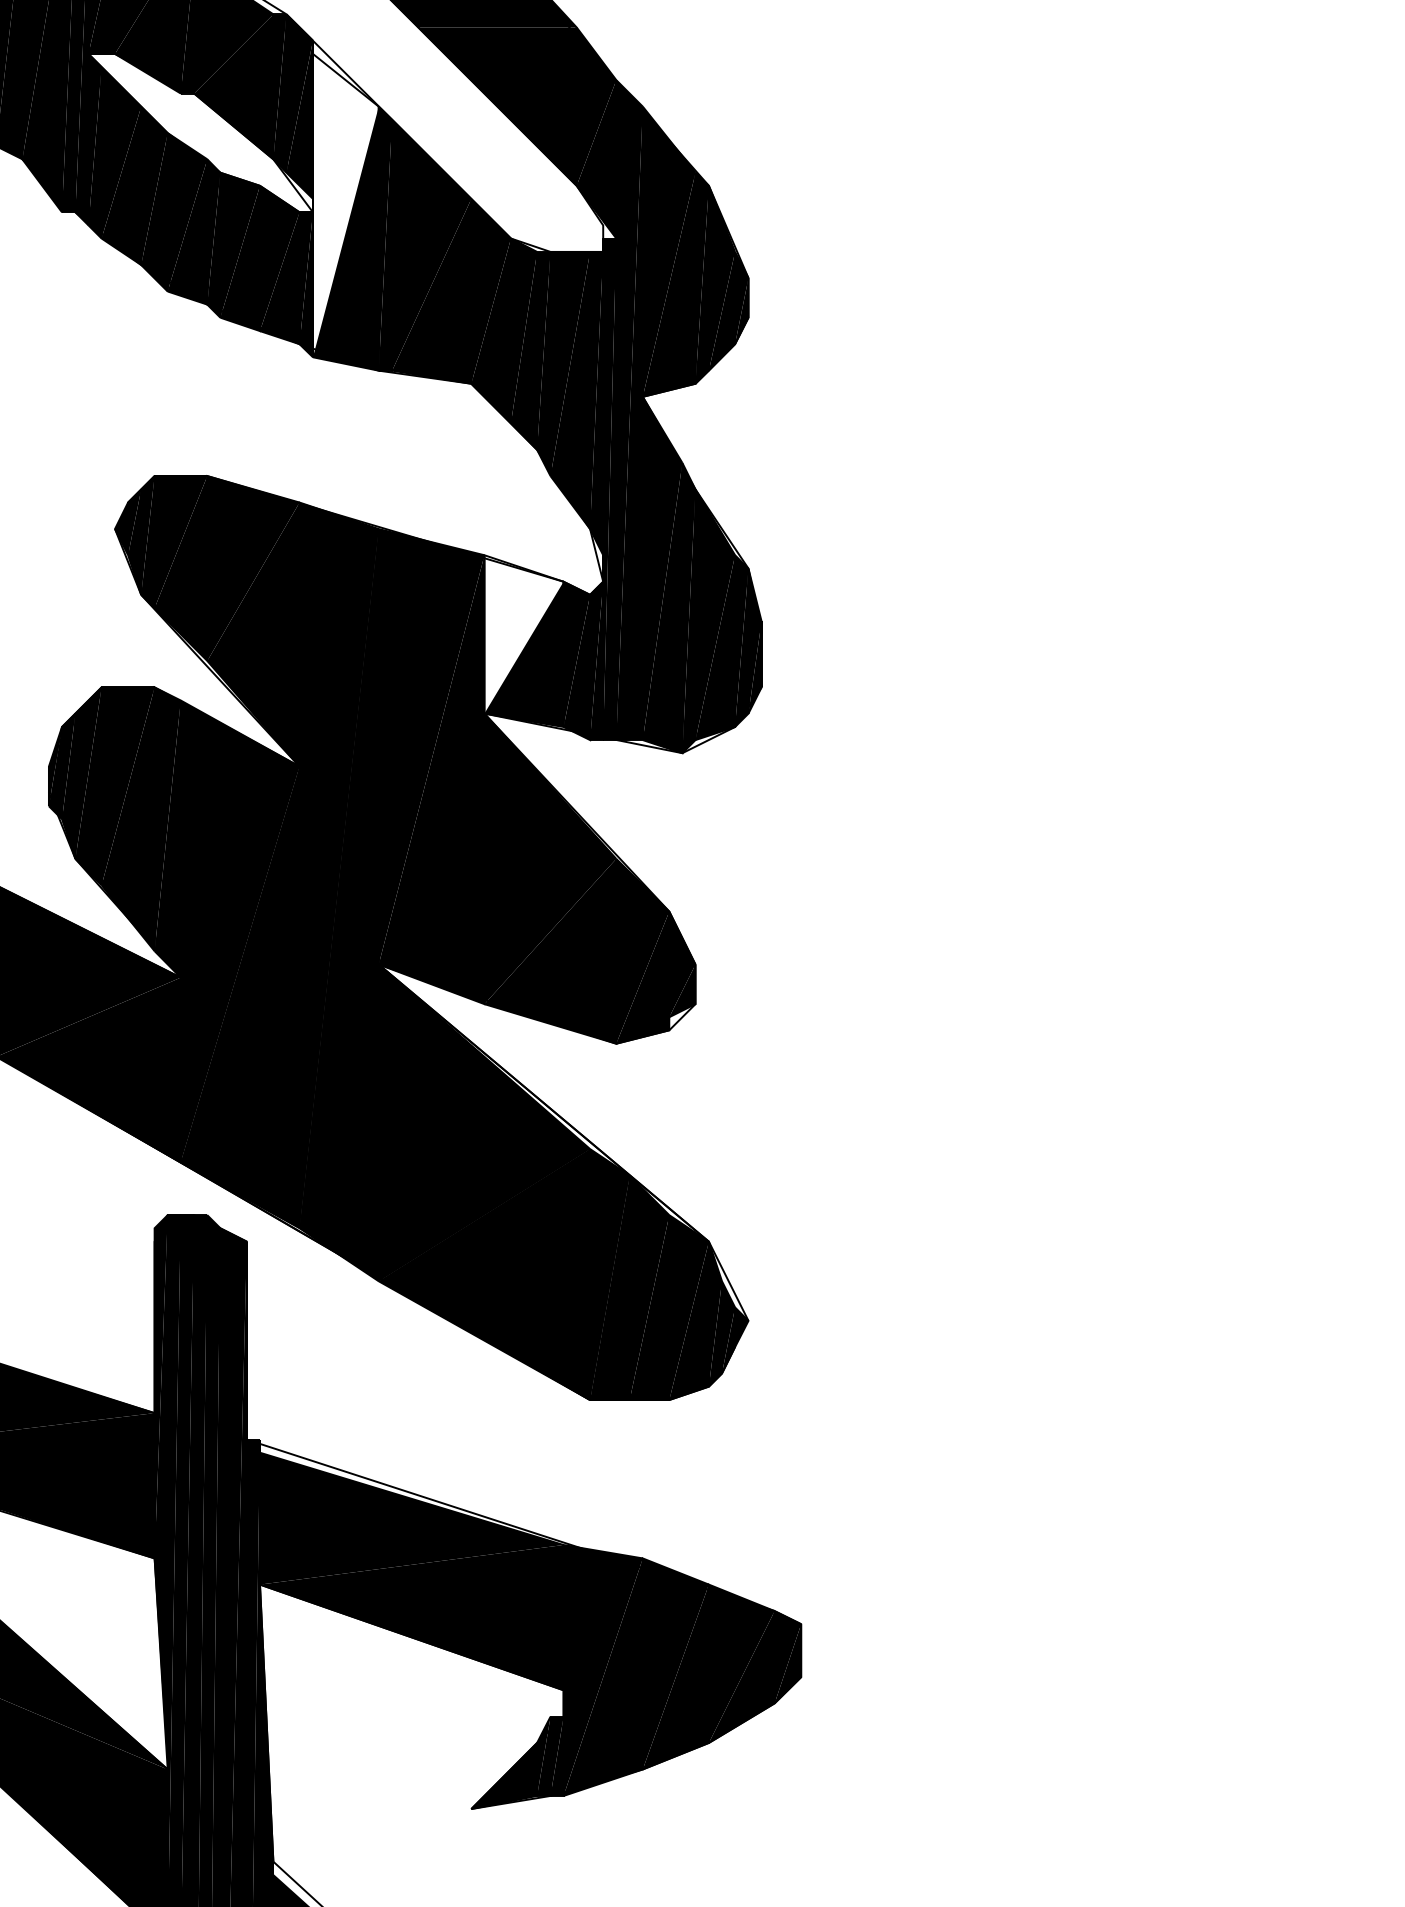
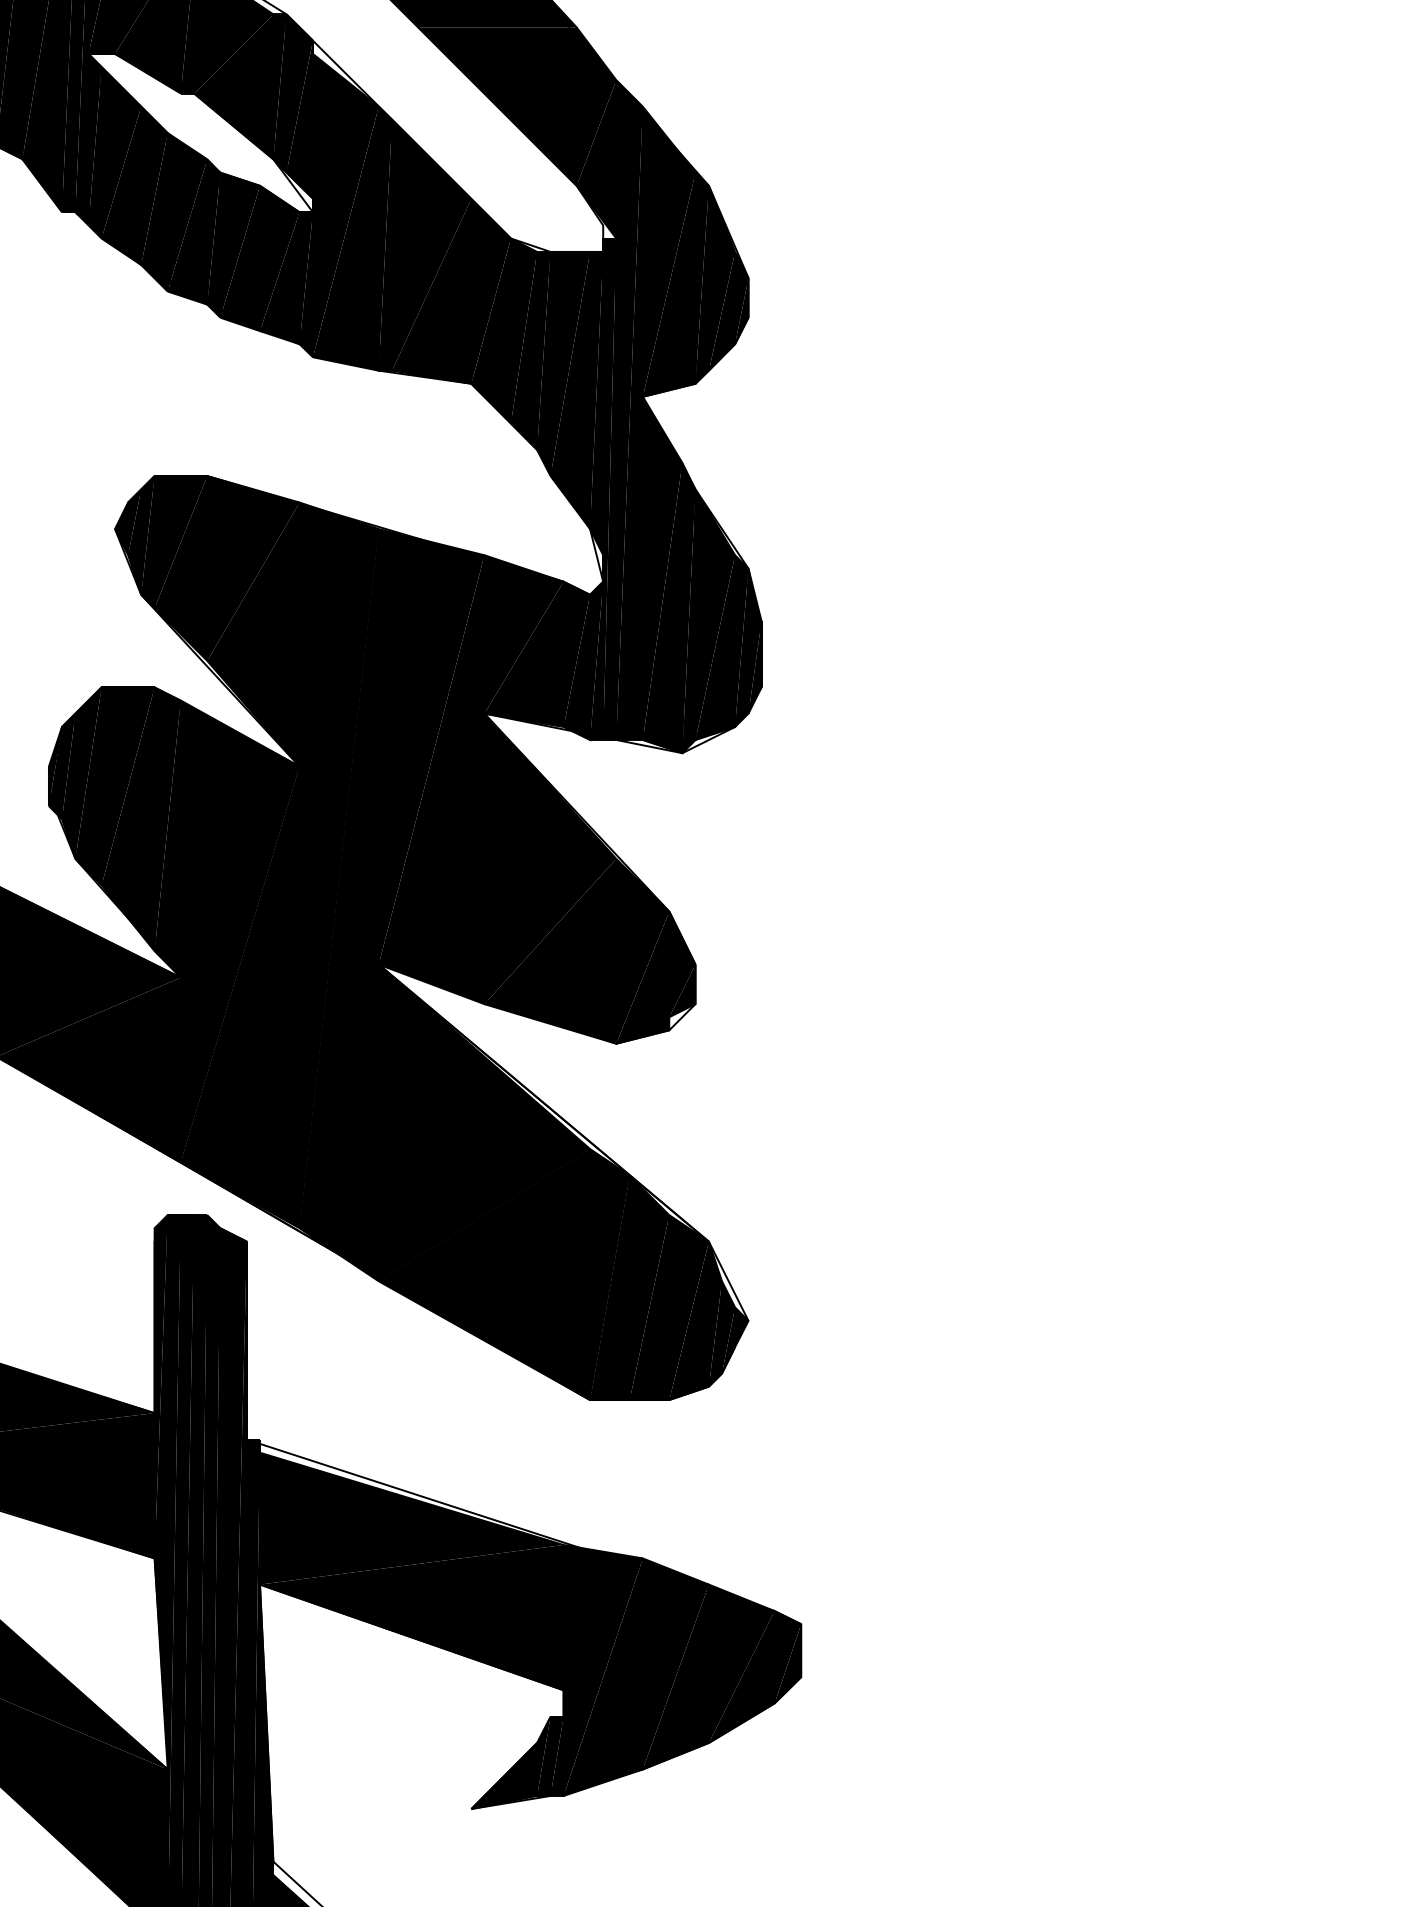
fill: none -> present (345, 205)
fill: none -> present (523, 634)
